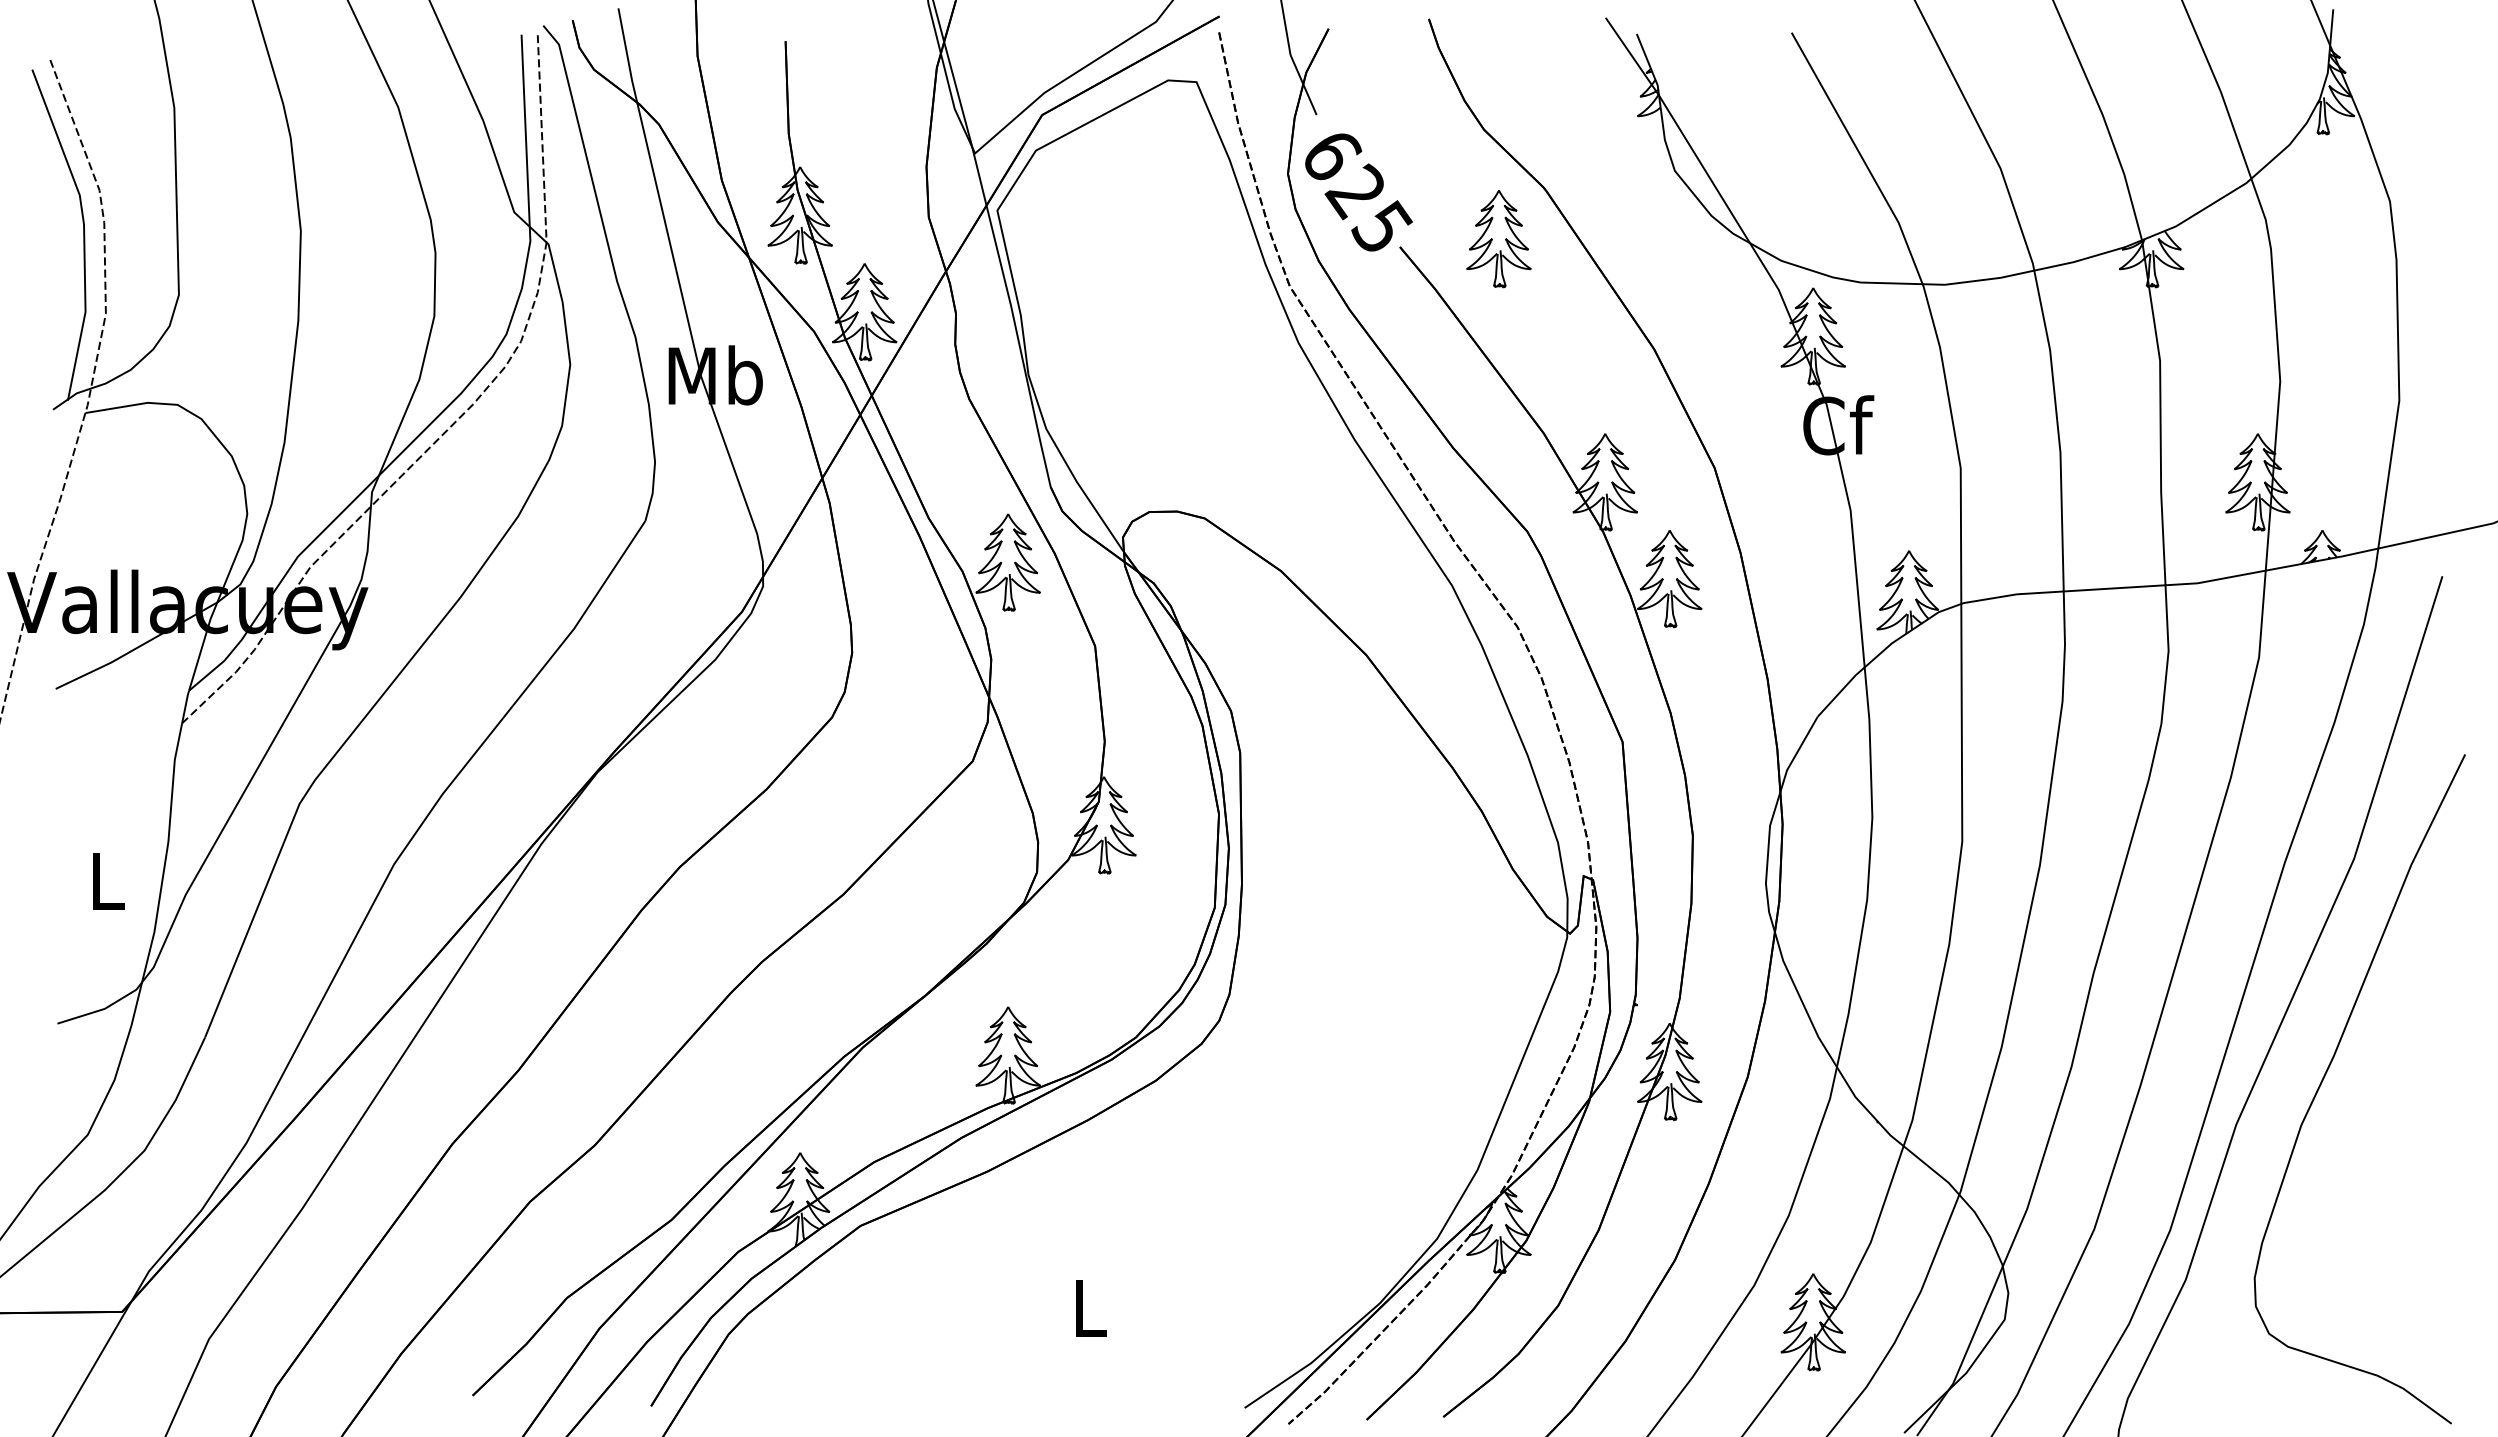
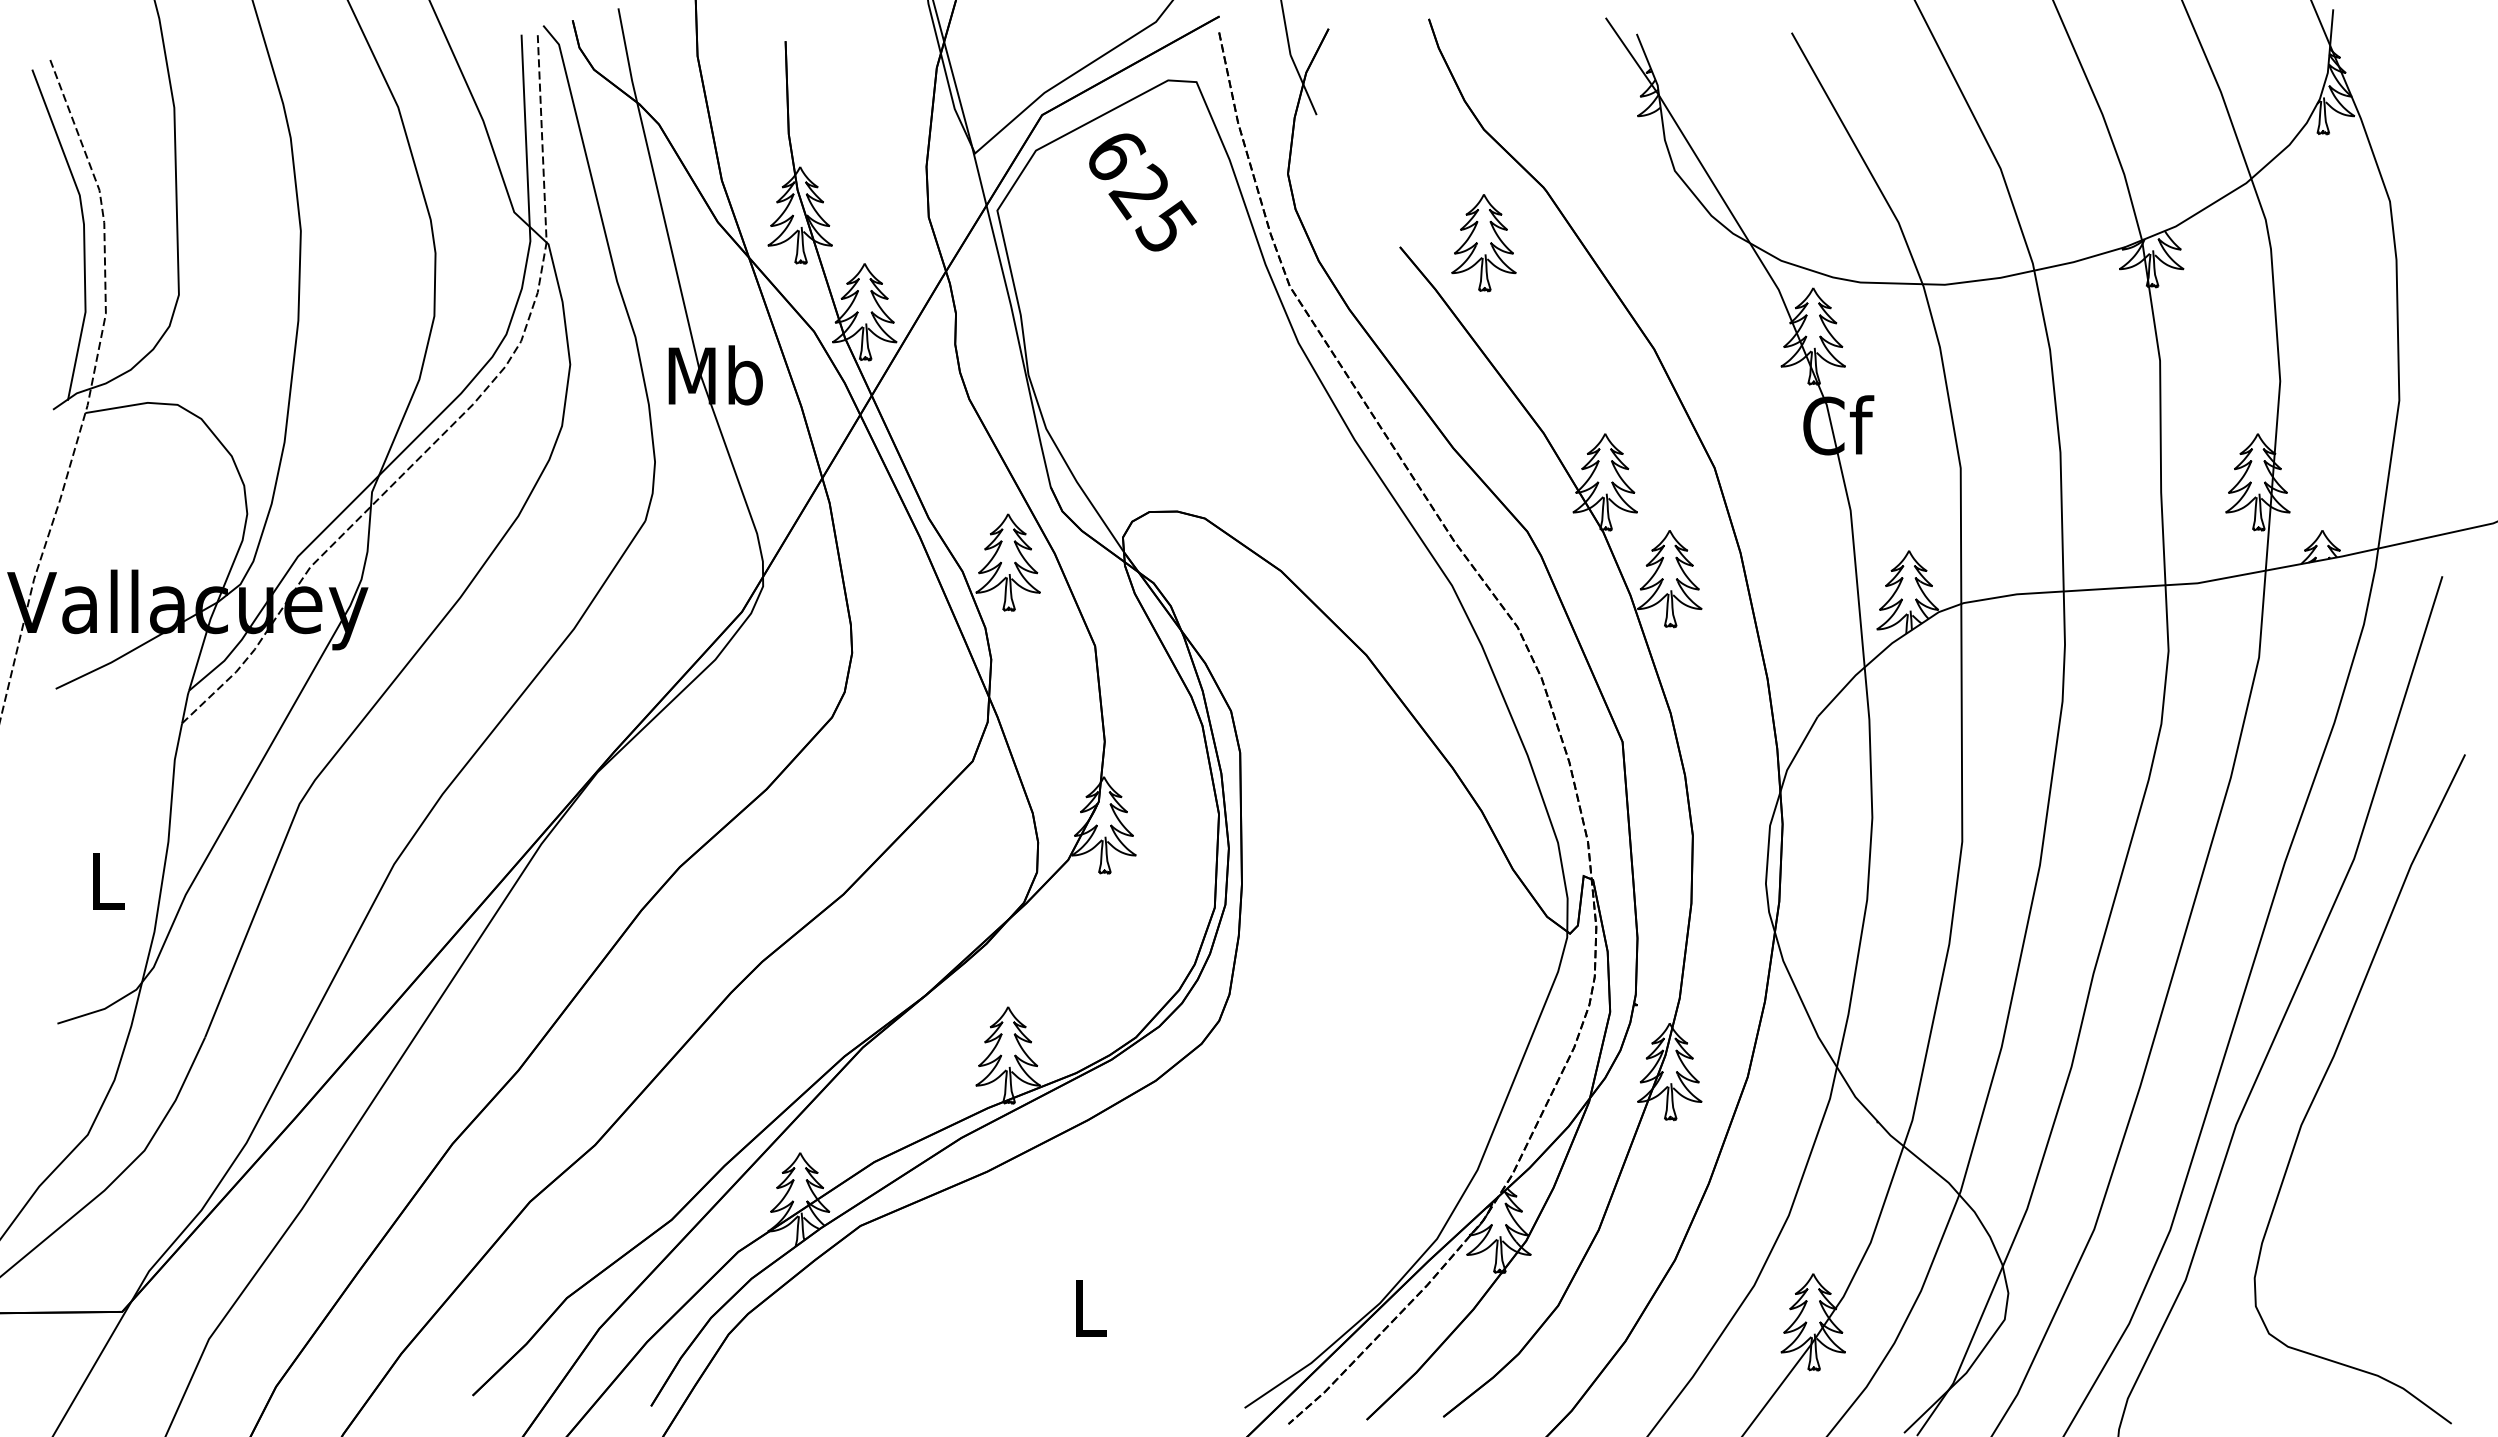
text position: (1358, 192) -> (1142, 192) (1142, 192)
part position: (1498, 239) -> (1483, 243) (1483, 243)
